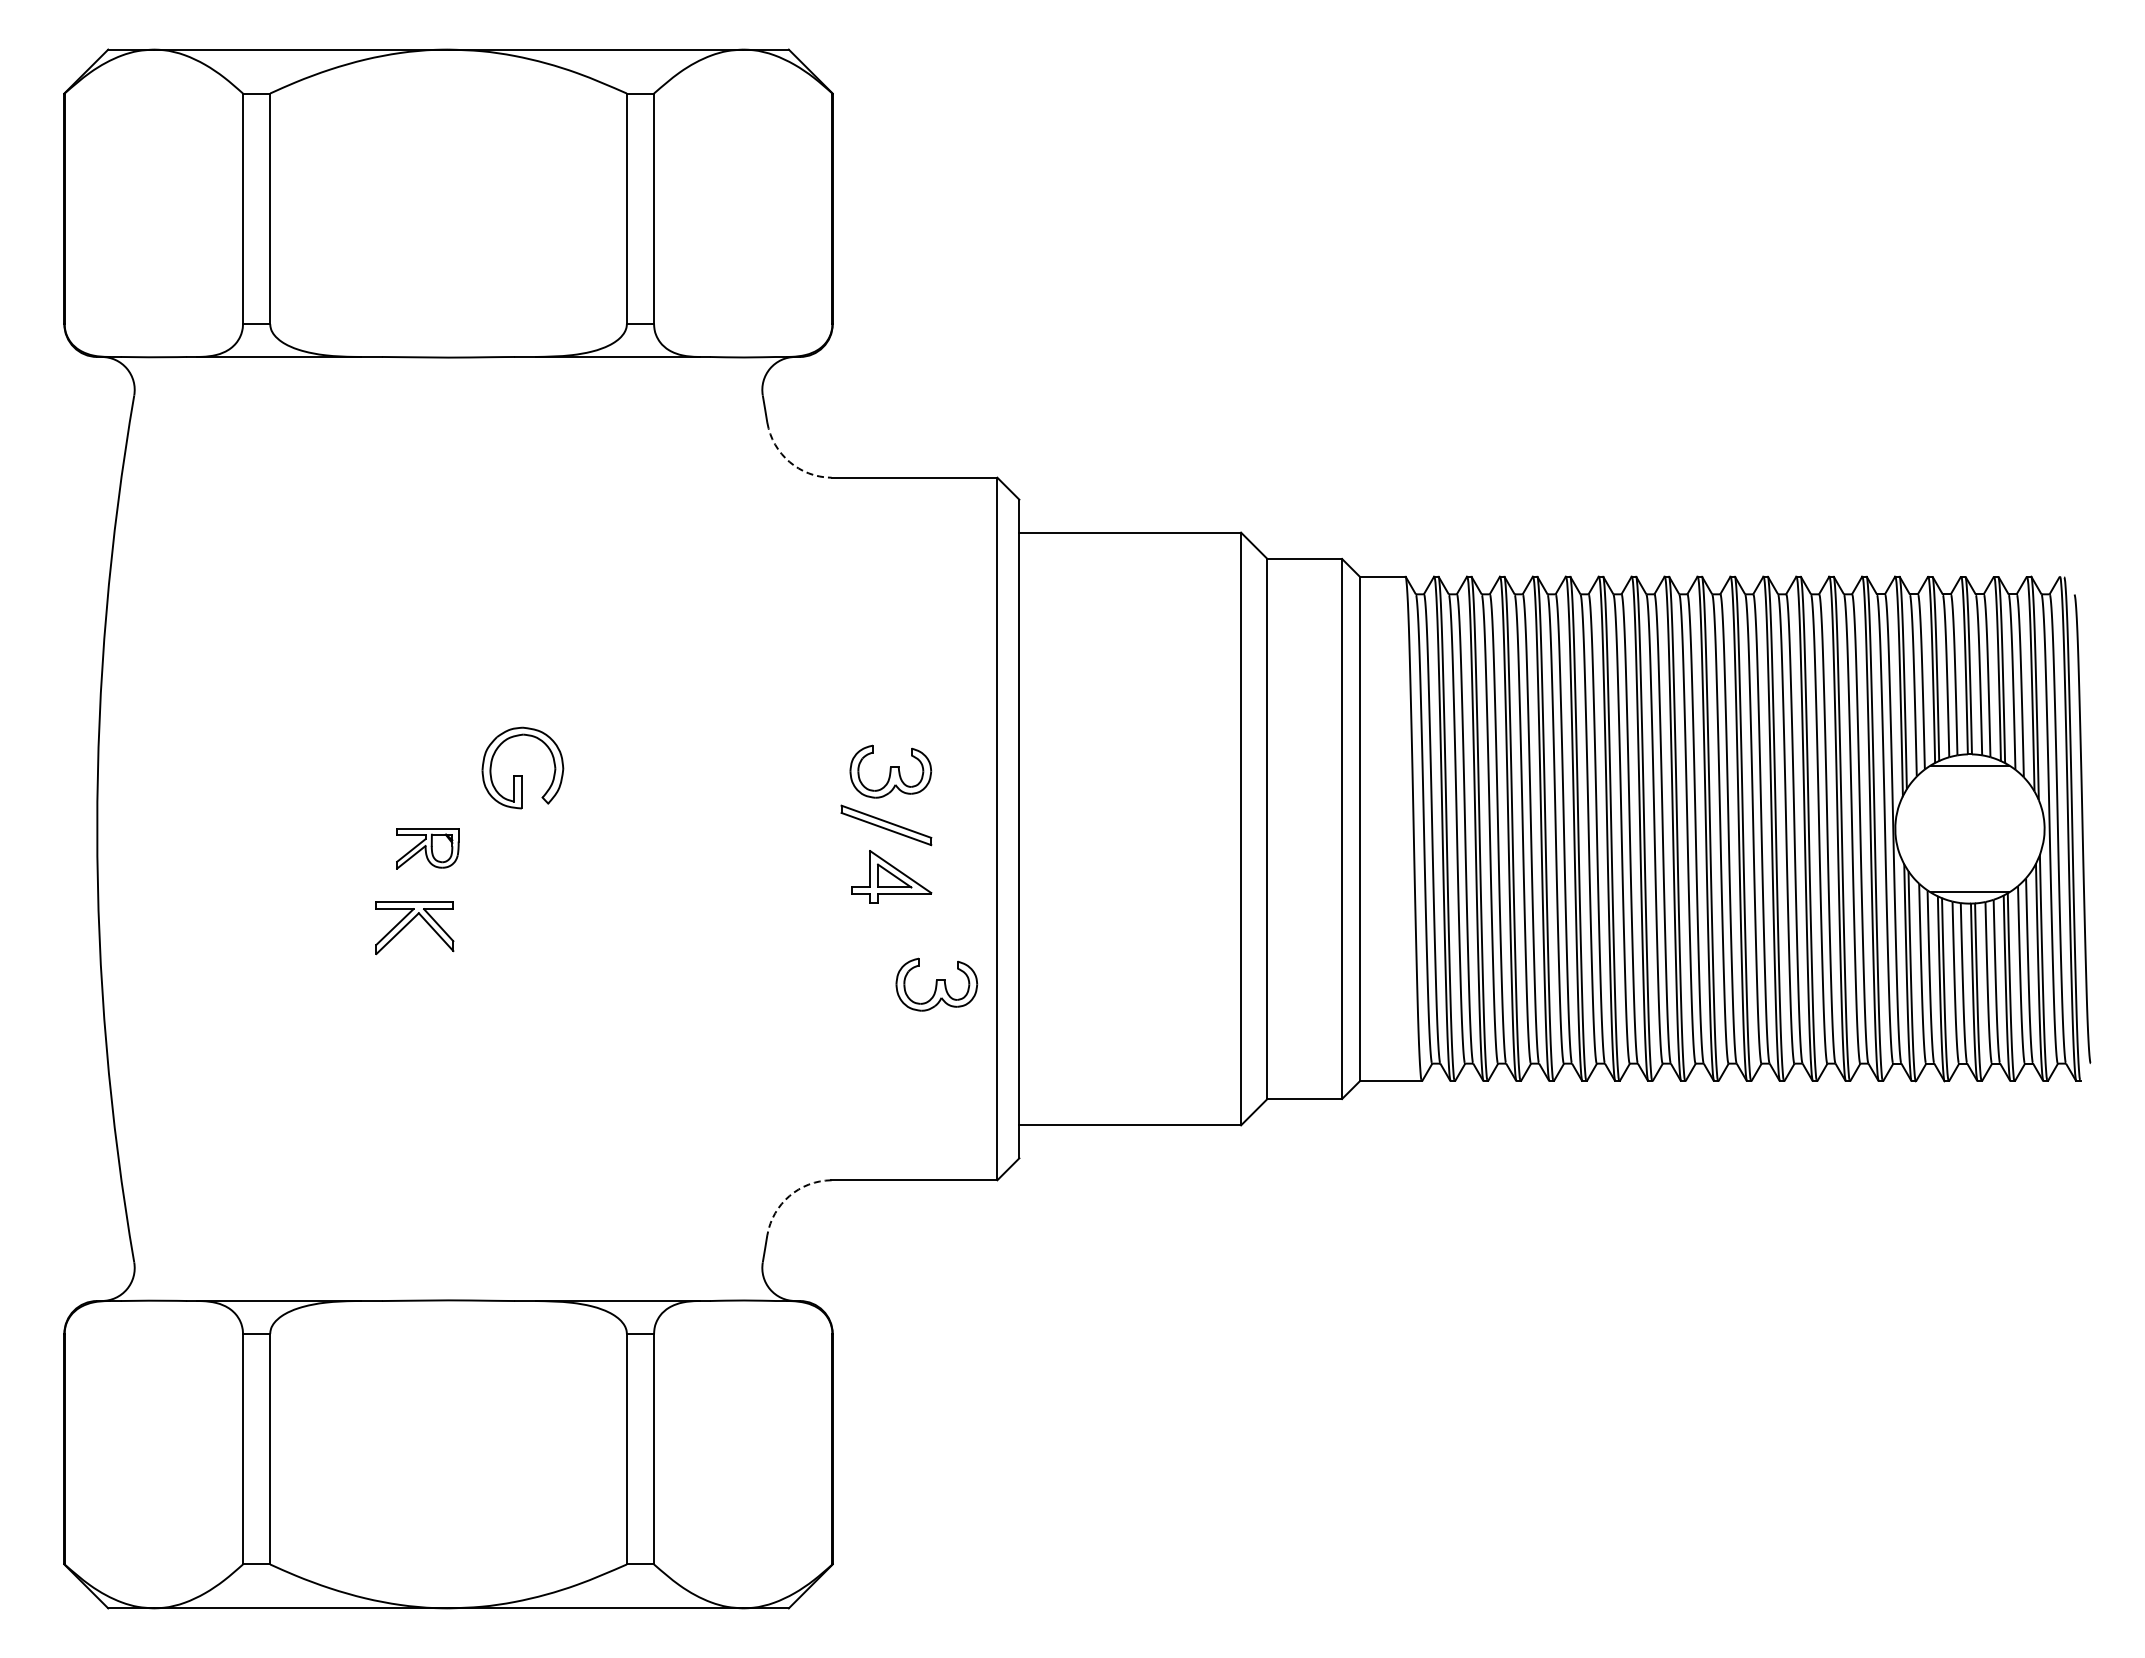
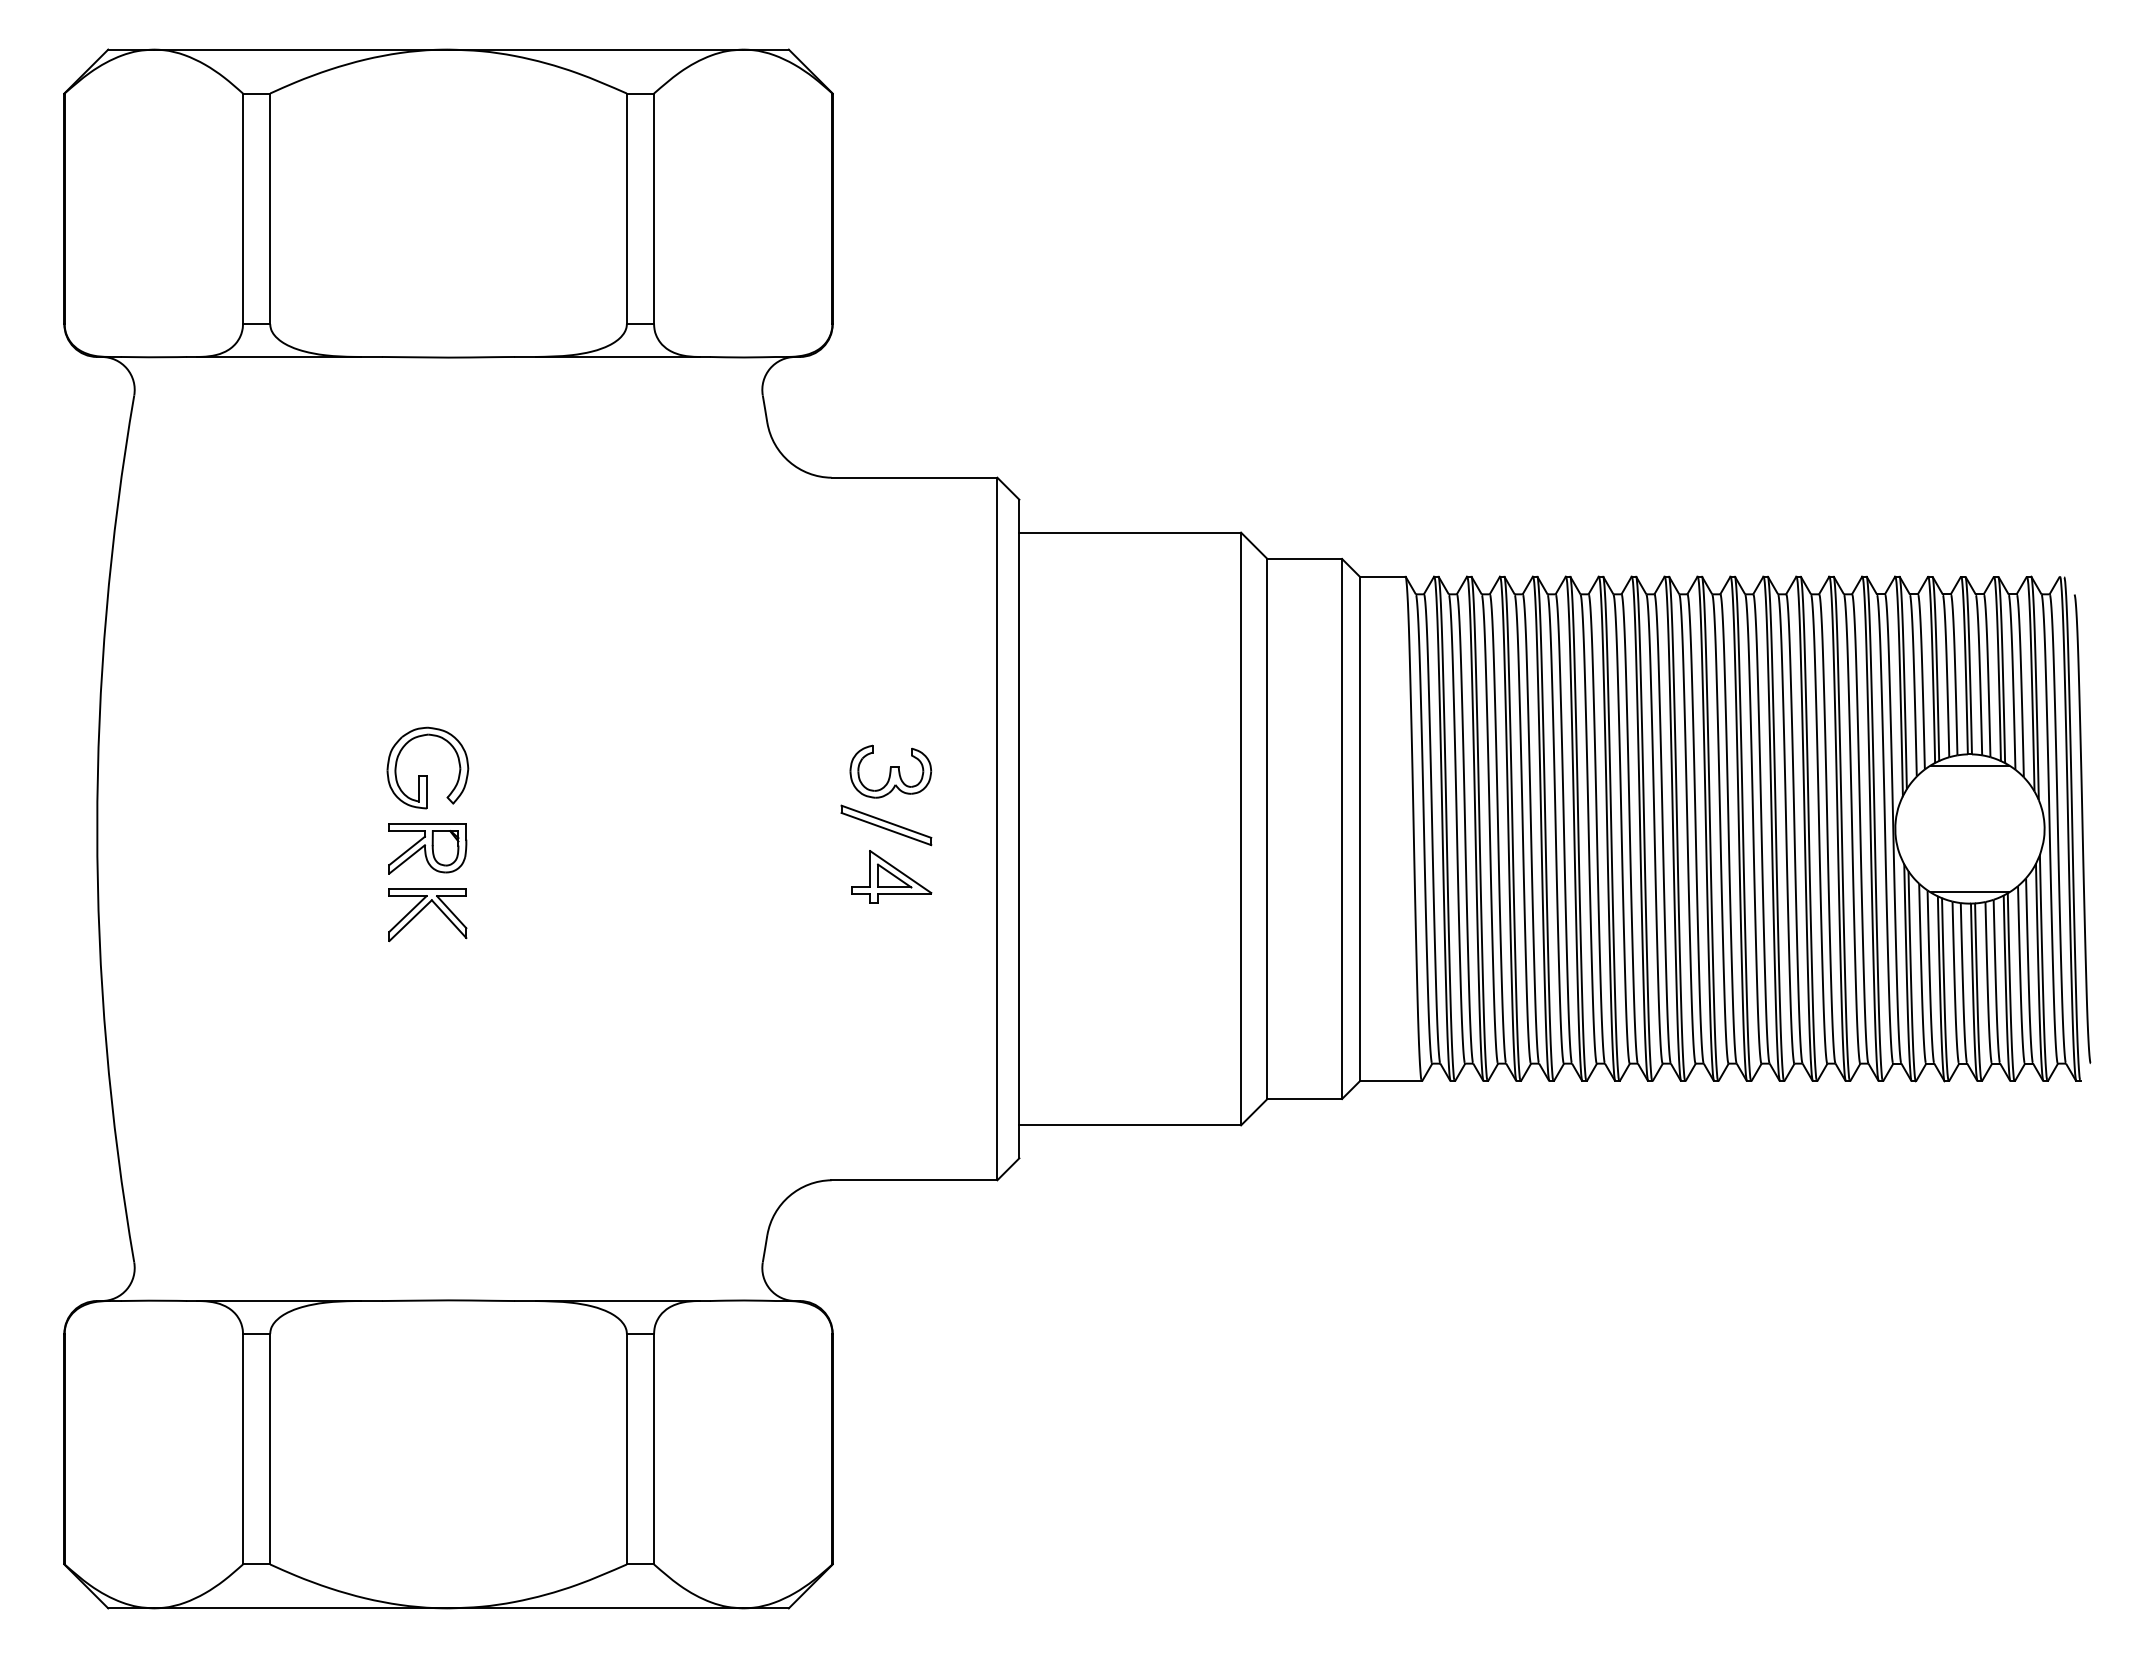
arc: dashed -> solid (789, 461)
part position: (522, 775) -> (427, 775) (427, 775)
part size: 64x42 px -> 80x52 px (427, 848)
part position: (409, 923) -> (422, 910) (422, 910)
part: present -> none (936, 984)
arc: dashed -> solid (789, 1196)
